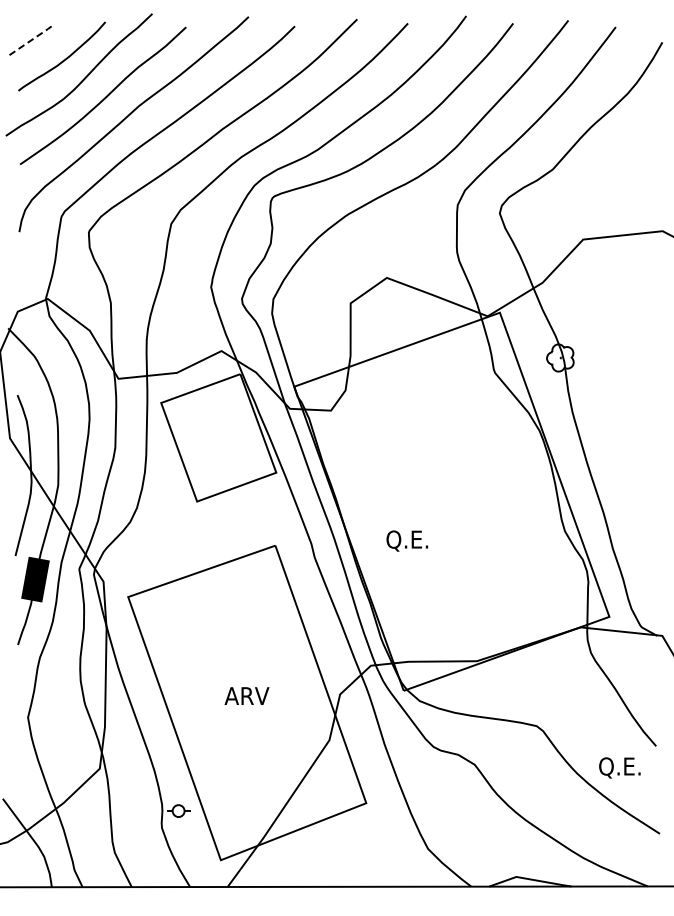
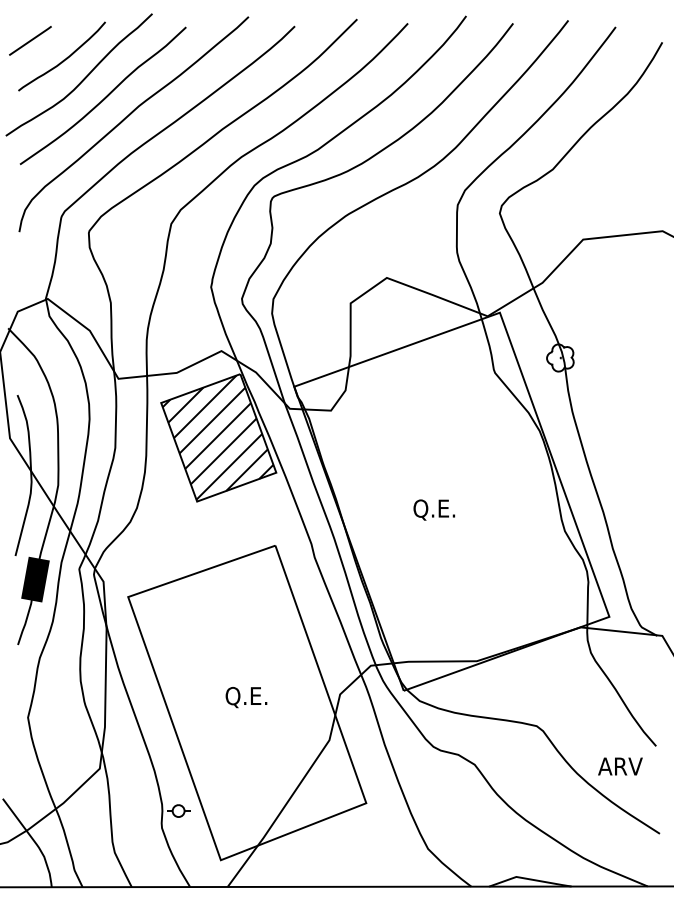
line: dashed -> solid (31, 40)
hatch: none -> present (217, 437)
text position: (406, 540) -> (433, 509) (433, 509)
text: ARV -> Q.E. (246, 697)
text: Q.E. -> ARV (620, 767)
